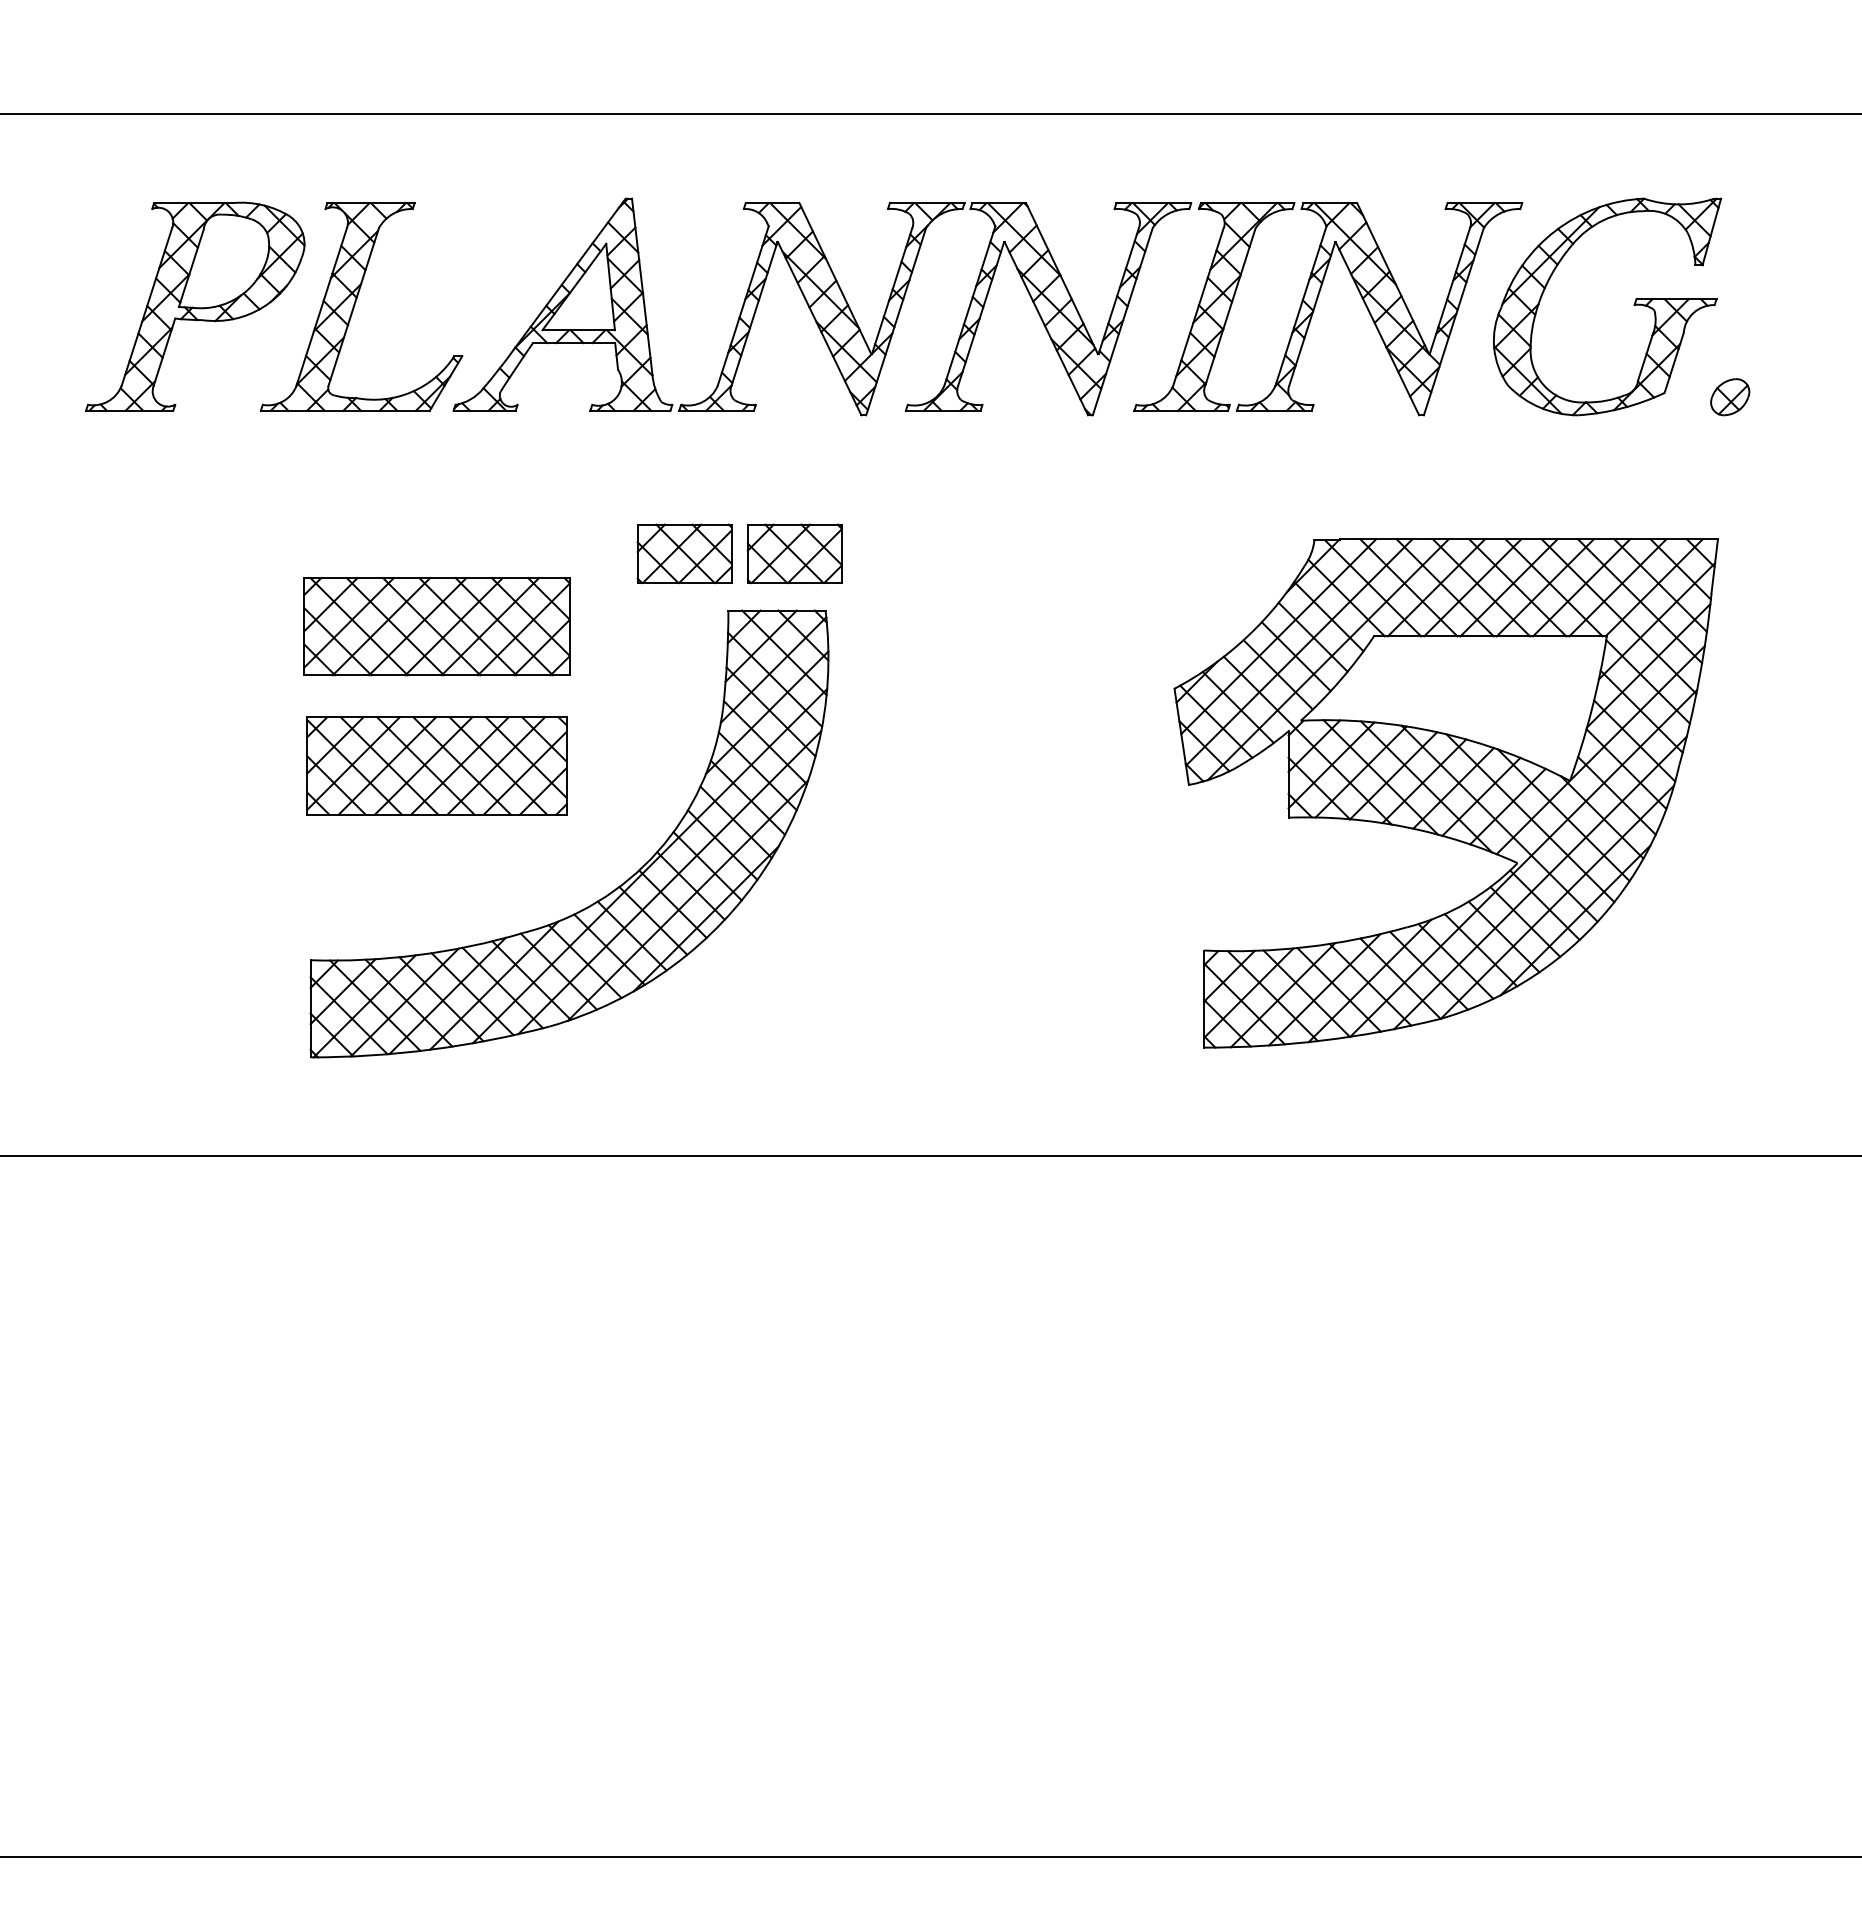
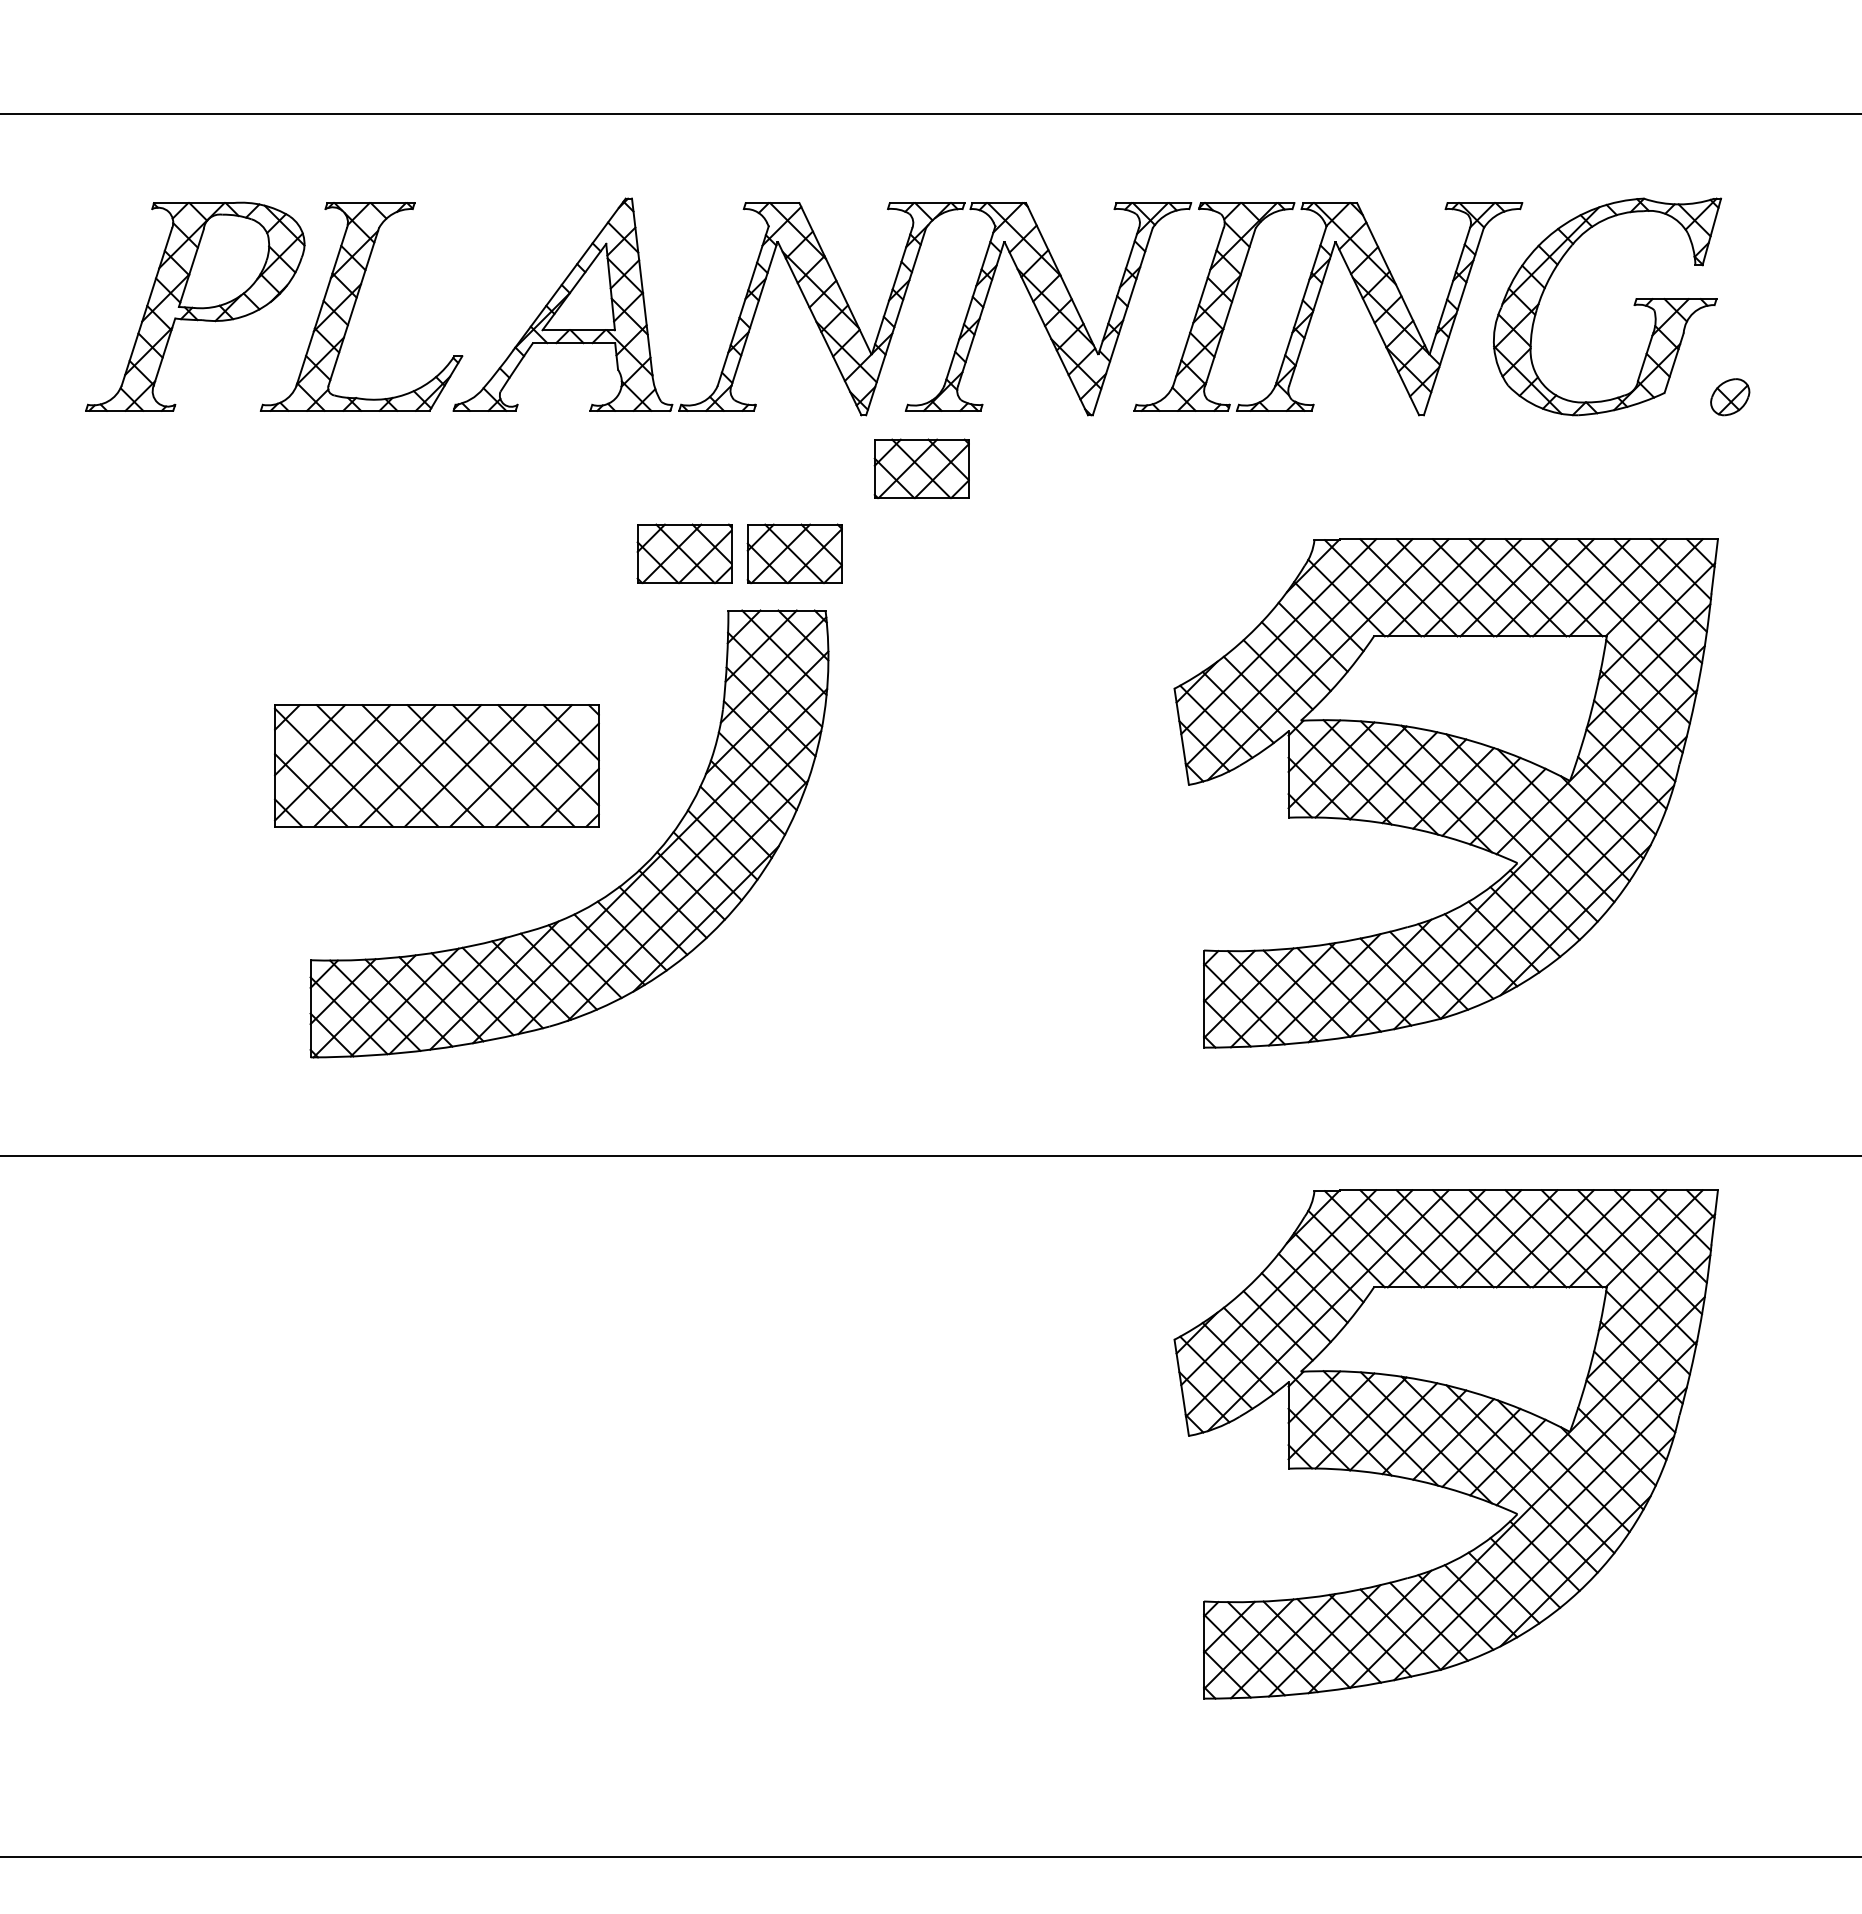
part: none -> present (921, 468)
part: present -> none (436, 626)
part size: 262x100 px -> 326x124 px (436, 765)
part: none -> present (1445, 1444)
